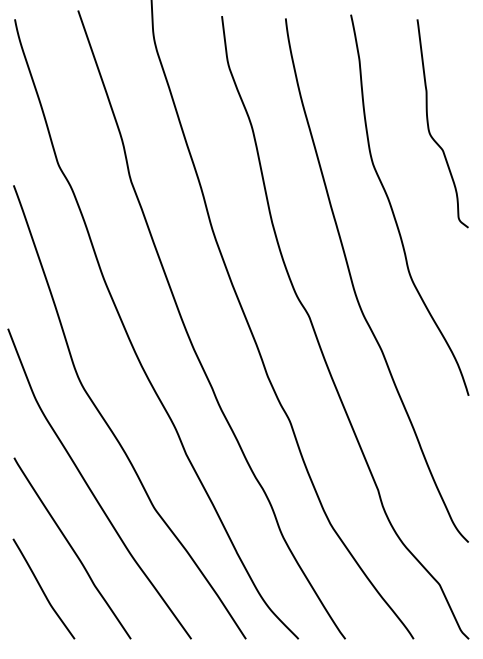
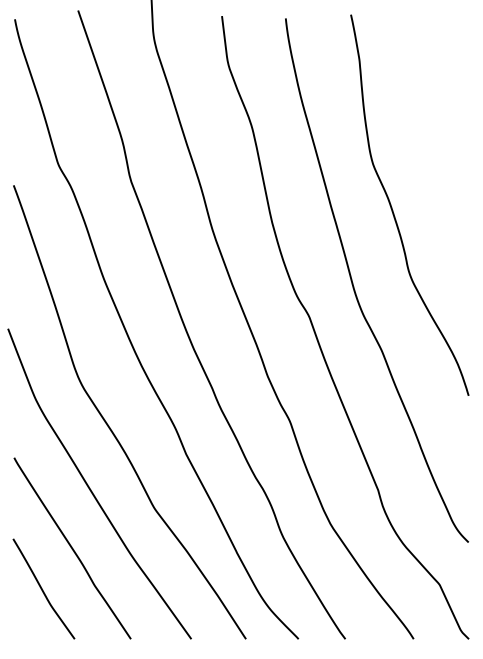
curve: present -> none (429, 126)
